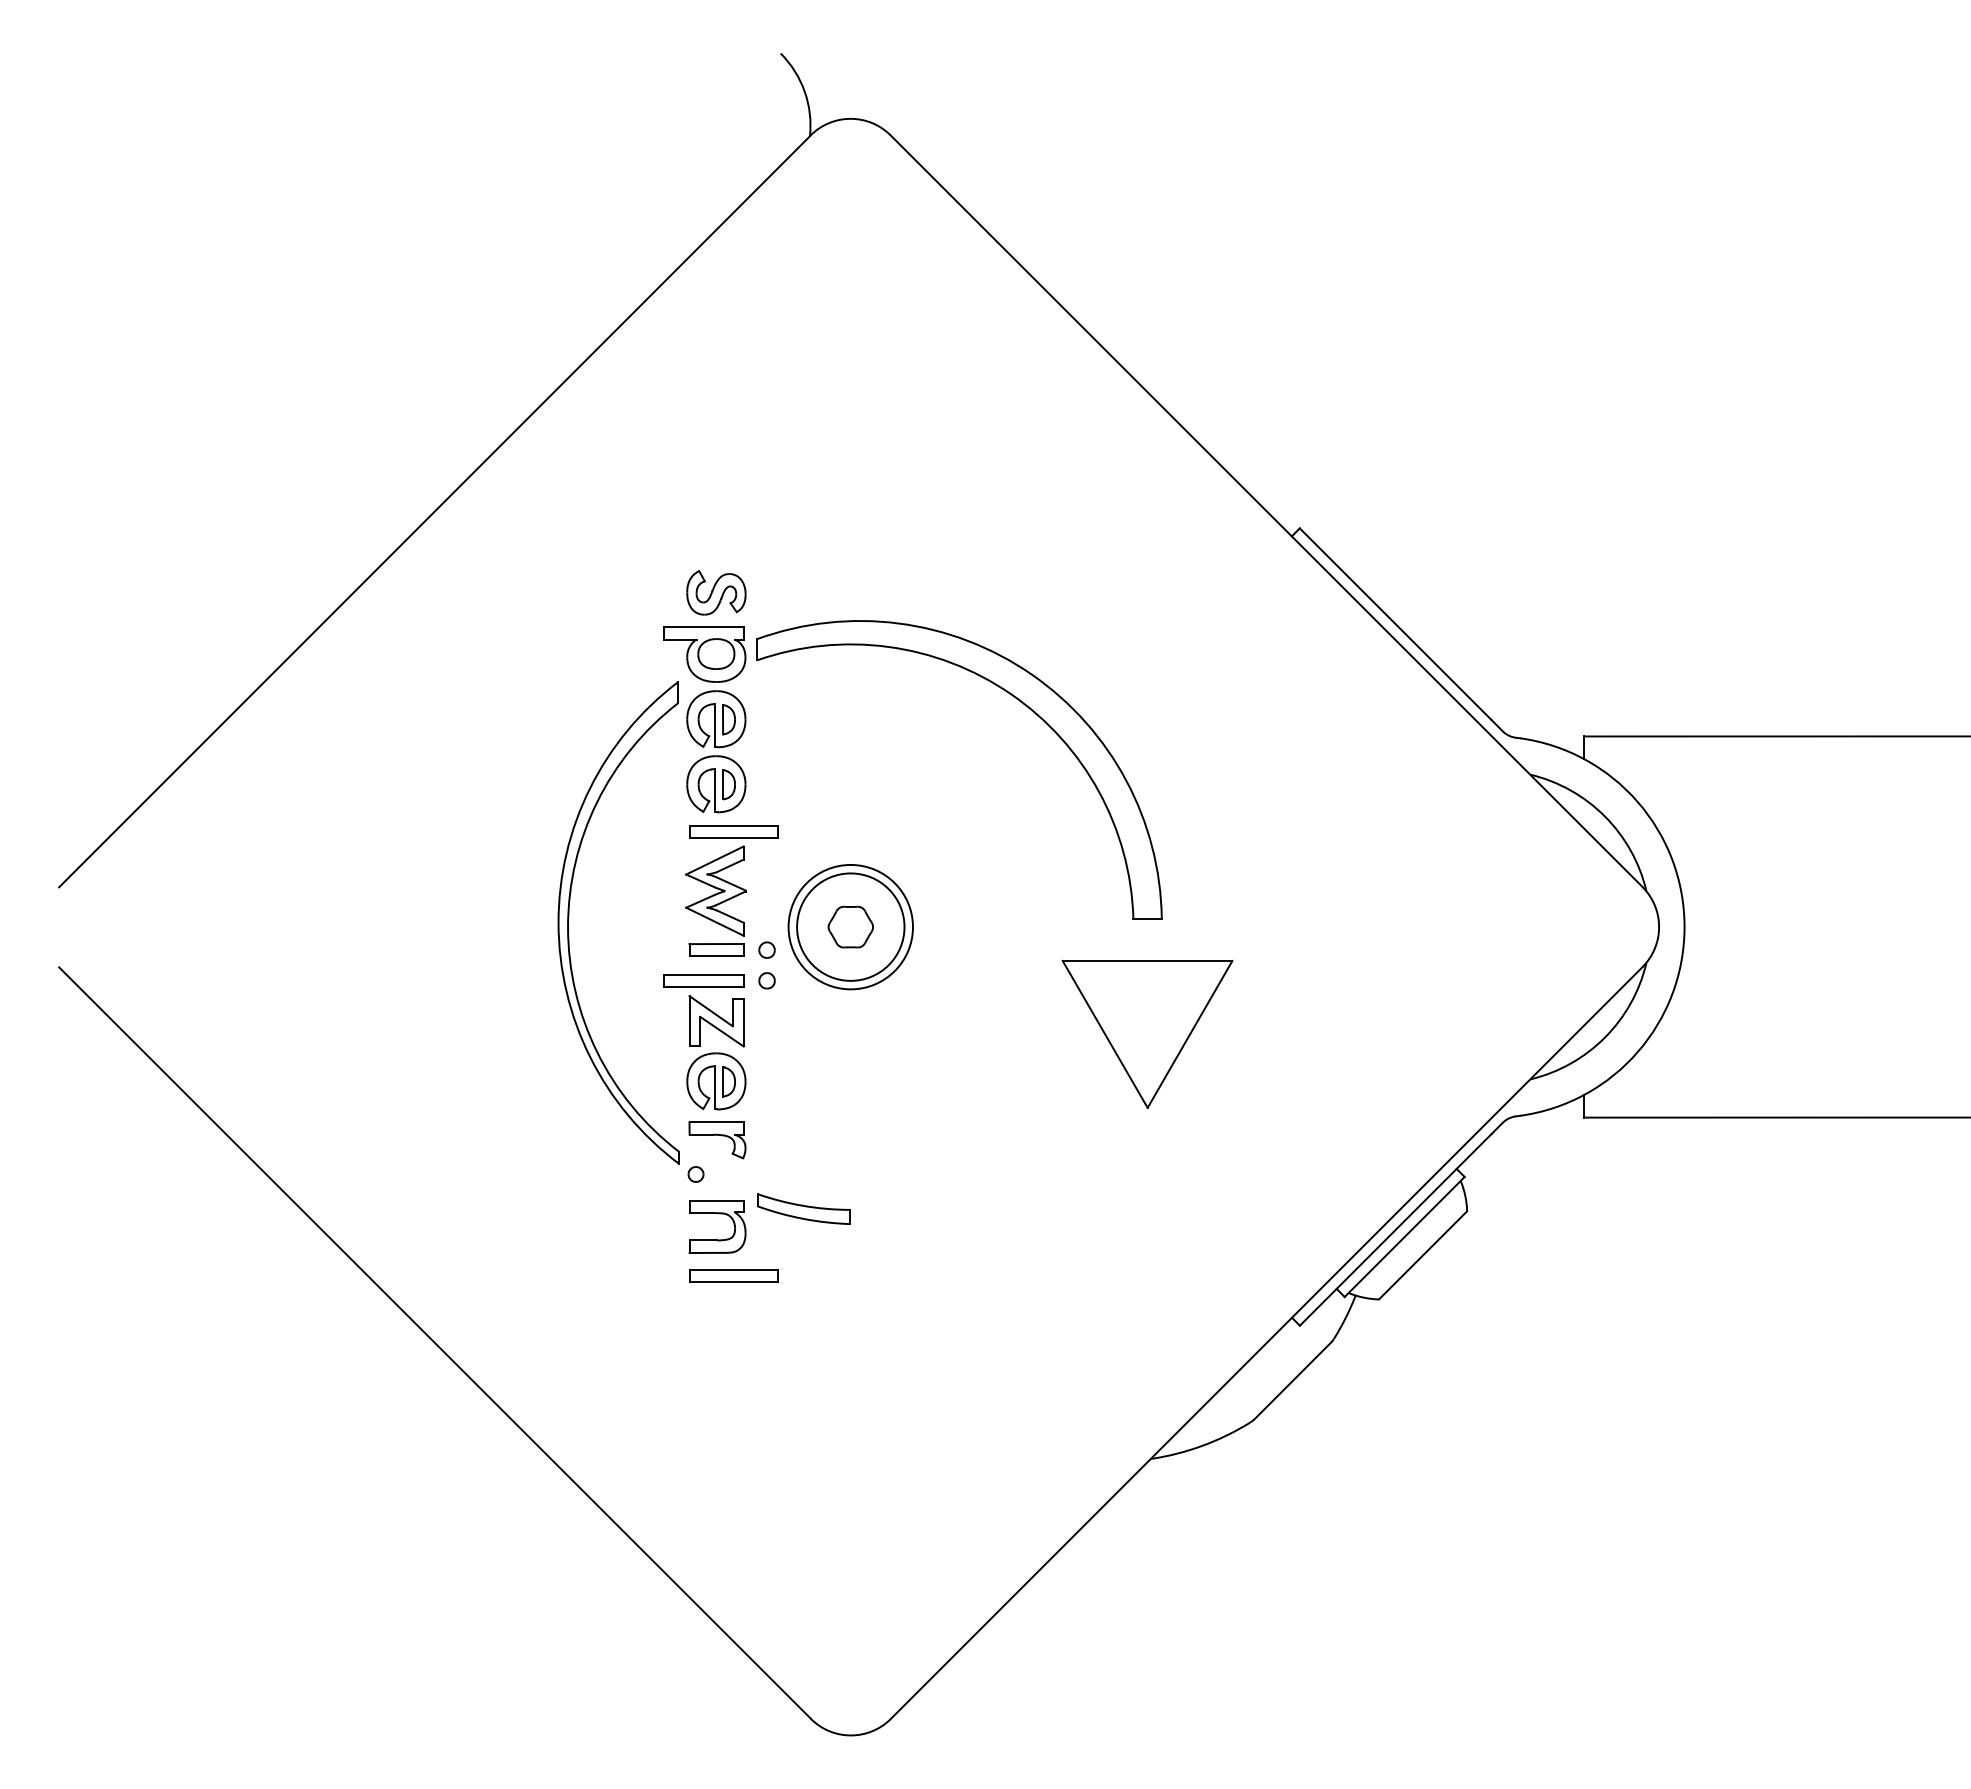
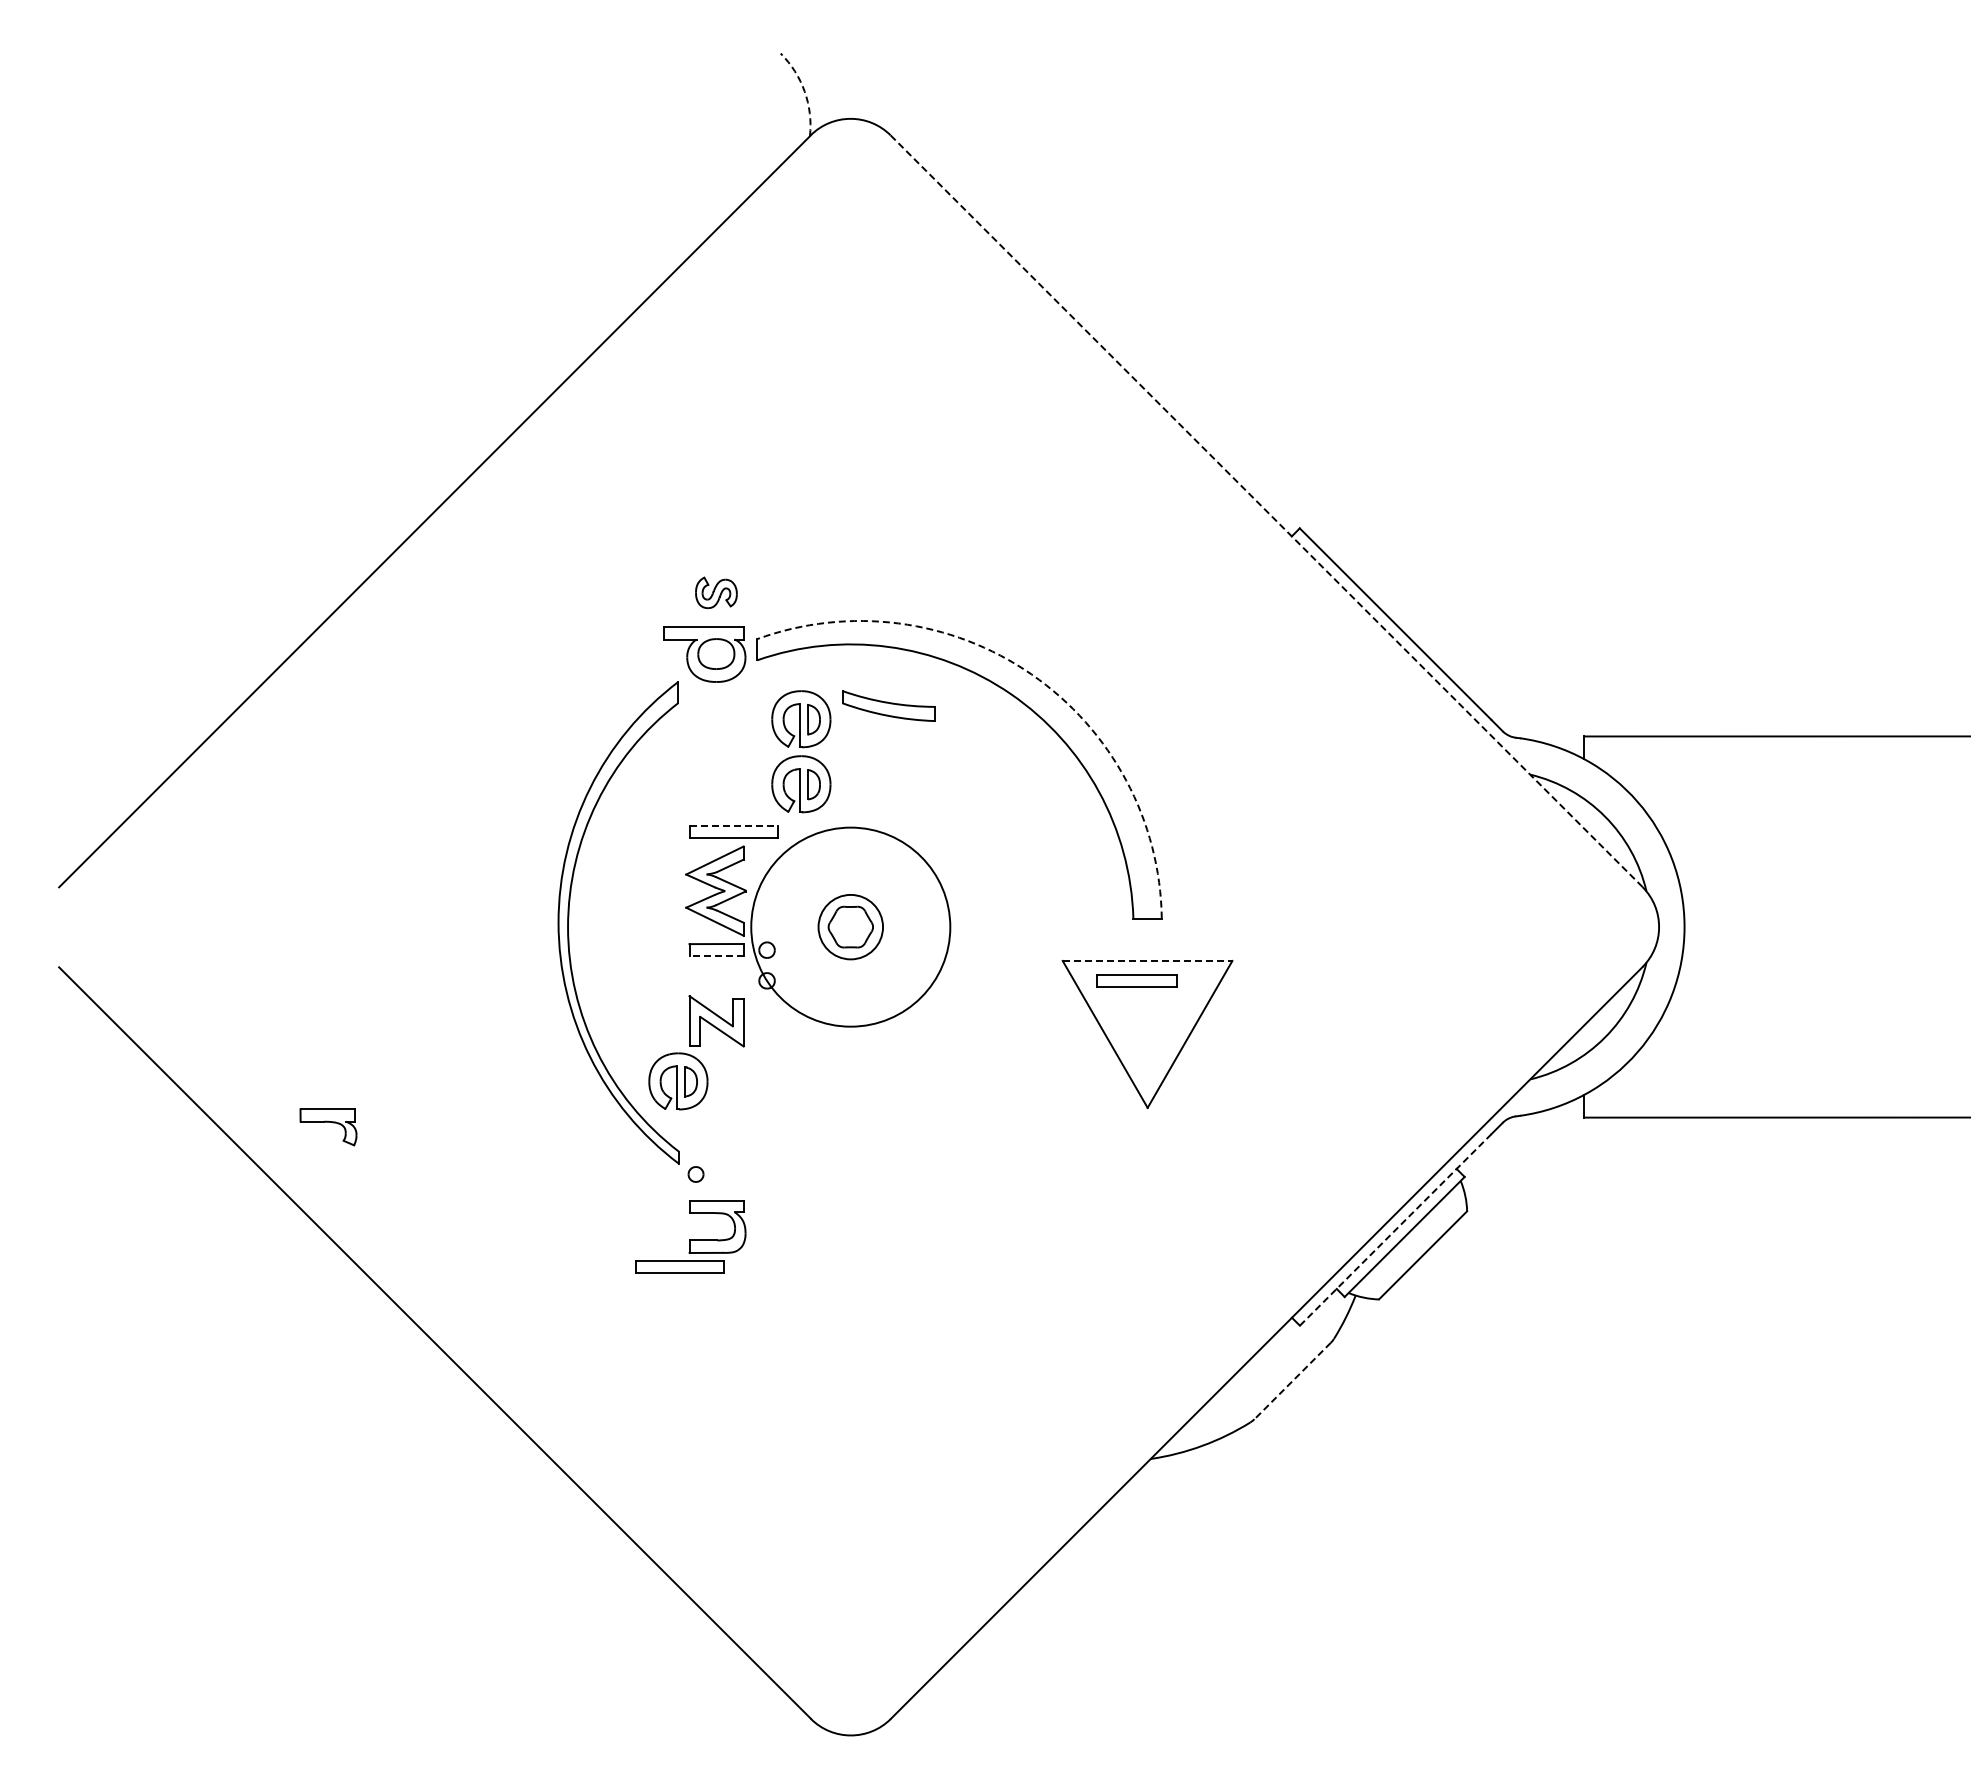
arc: solid -> dashed (804, 91)
line: solid -> dashed (1266, 511)
part size: 61x46 px -> 43x34 px (716, 592)
arc: solid -> dashed (1031, 674)
part position: (716, 751) -> (801, 751) (801, 751)
line: solid -> dashed (734, 825)
circle diameter: 107 px -> 64 px (850, 926)
circle diameter: 124 px -> 199 px (850, 926)
line: solid -> dashed (716, 956)
line: solid -> dashed (1147, 960)
part position: (703, 980) -> (1136, 980) (1136, 980)
part position: (716, 1081) -> (678, 1081) (678, 1081)
part position: (717, 1140) -> (328, 1127) (328, 1127)
part position: (803, 1208) -> (888, 705) (888, 705)
line: solid -> dashed (1396, 1229)
part position: (733, 1275) -> (679, 1266) (679, 1266)
line: solid -> dashed (1292, 1381)
